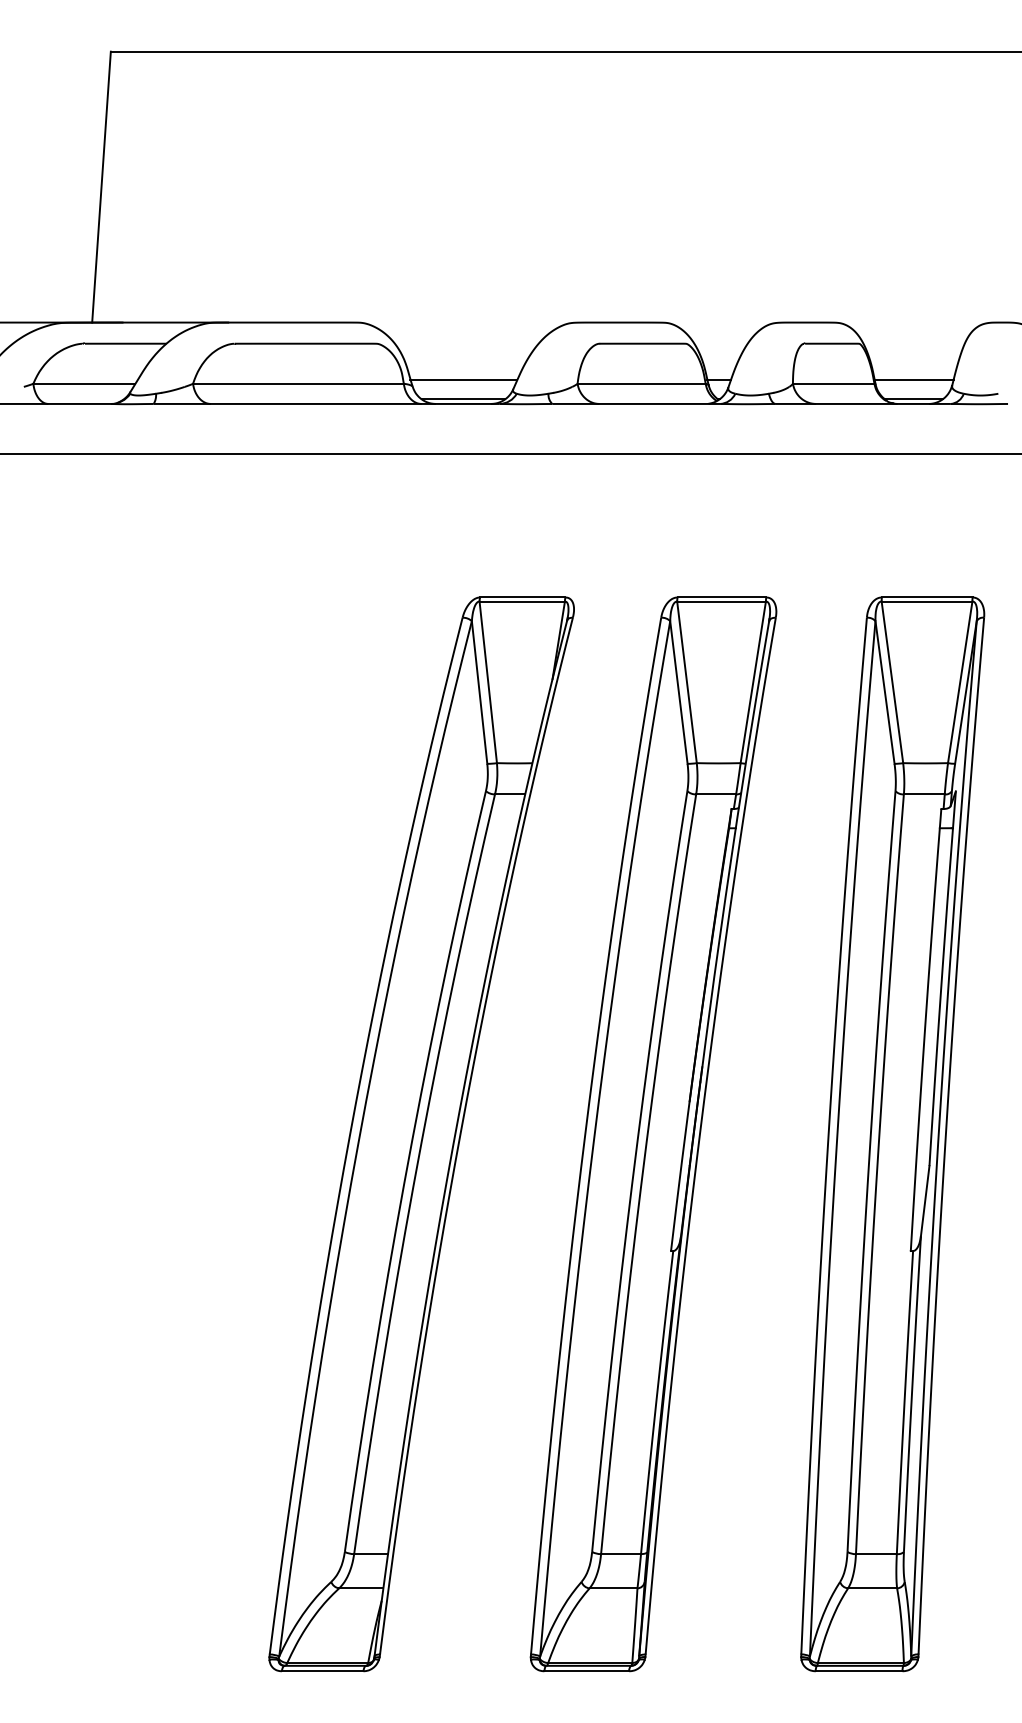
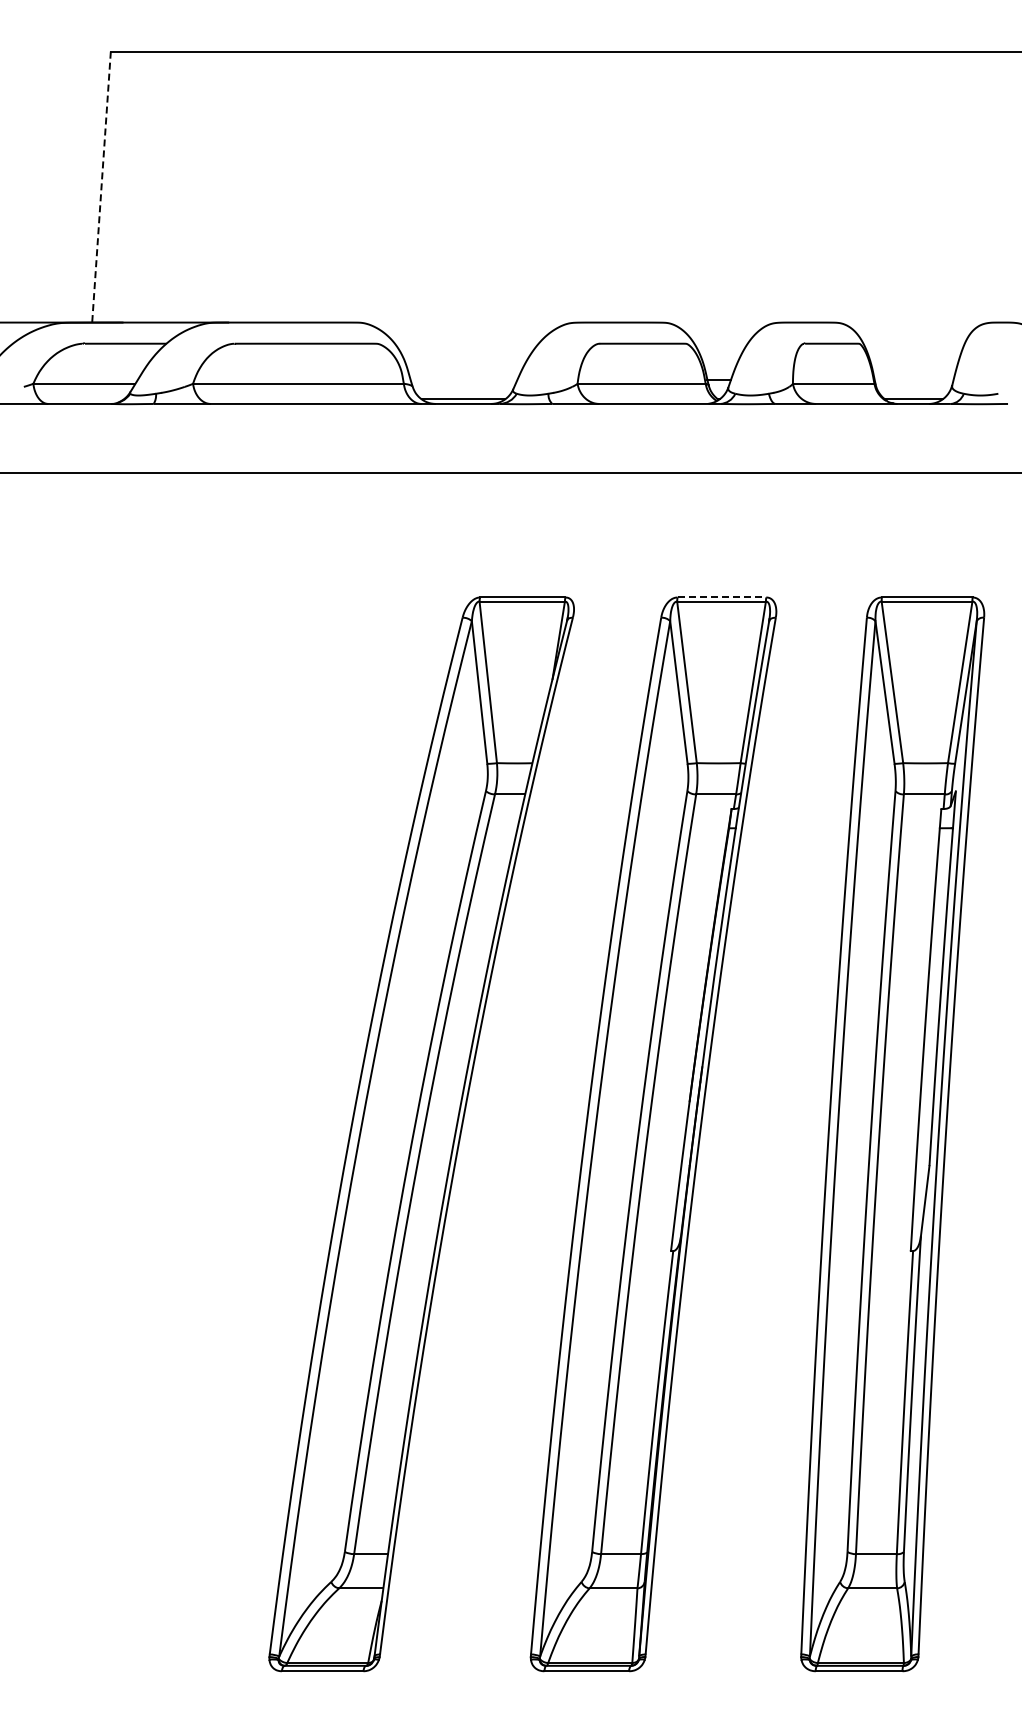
line: solid -> dashed (101, 187)
line: present -> none (463, 379)
line: present -> none (913, 379)
line position: (510, 453) -> (510, 472) (510, 472)
line: solid -> dashed (722, 597)
